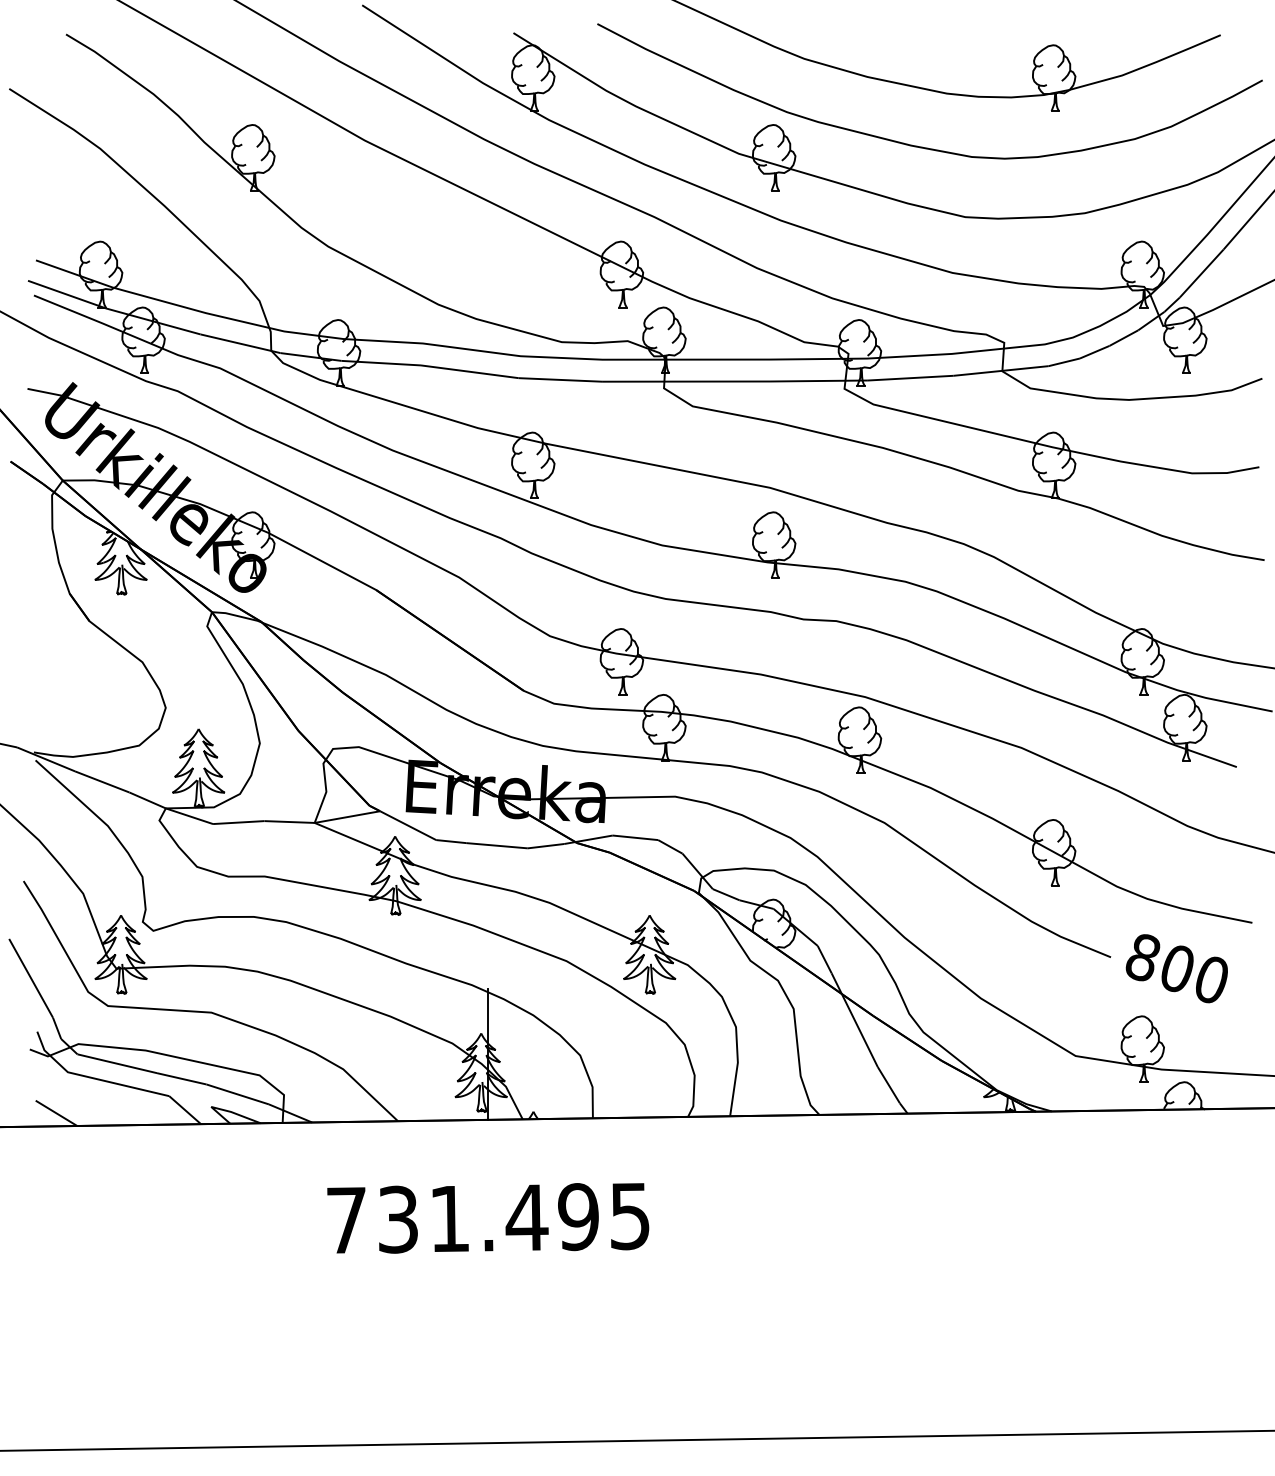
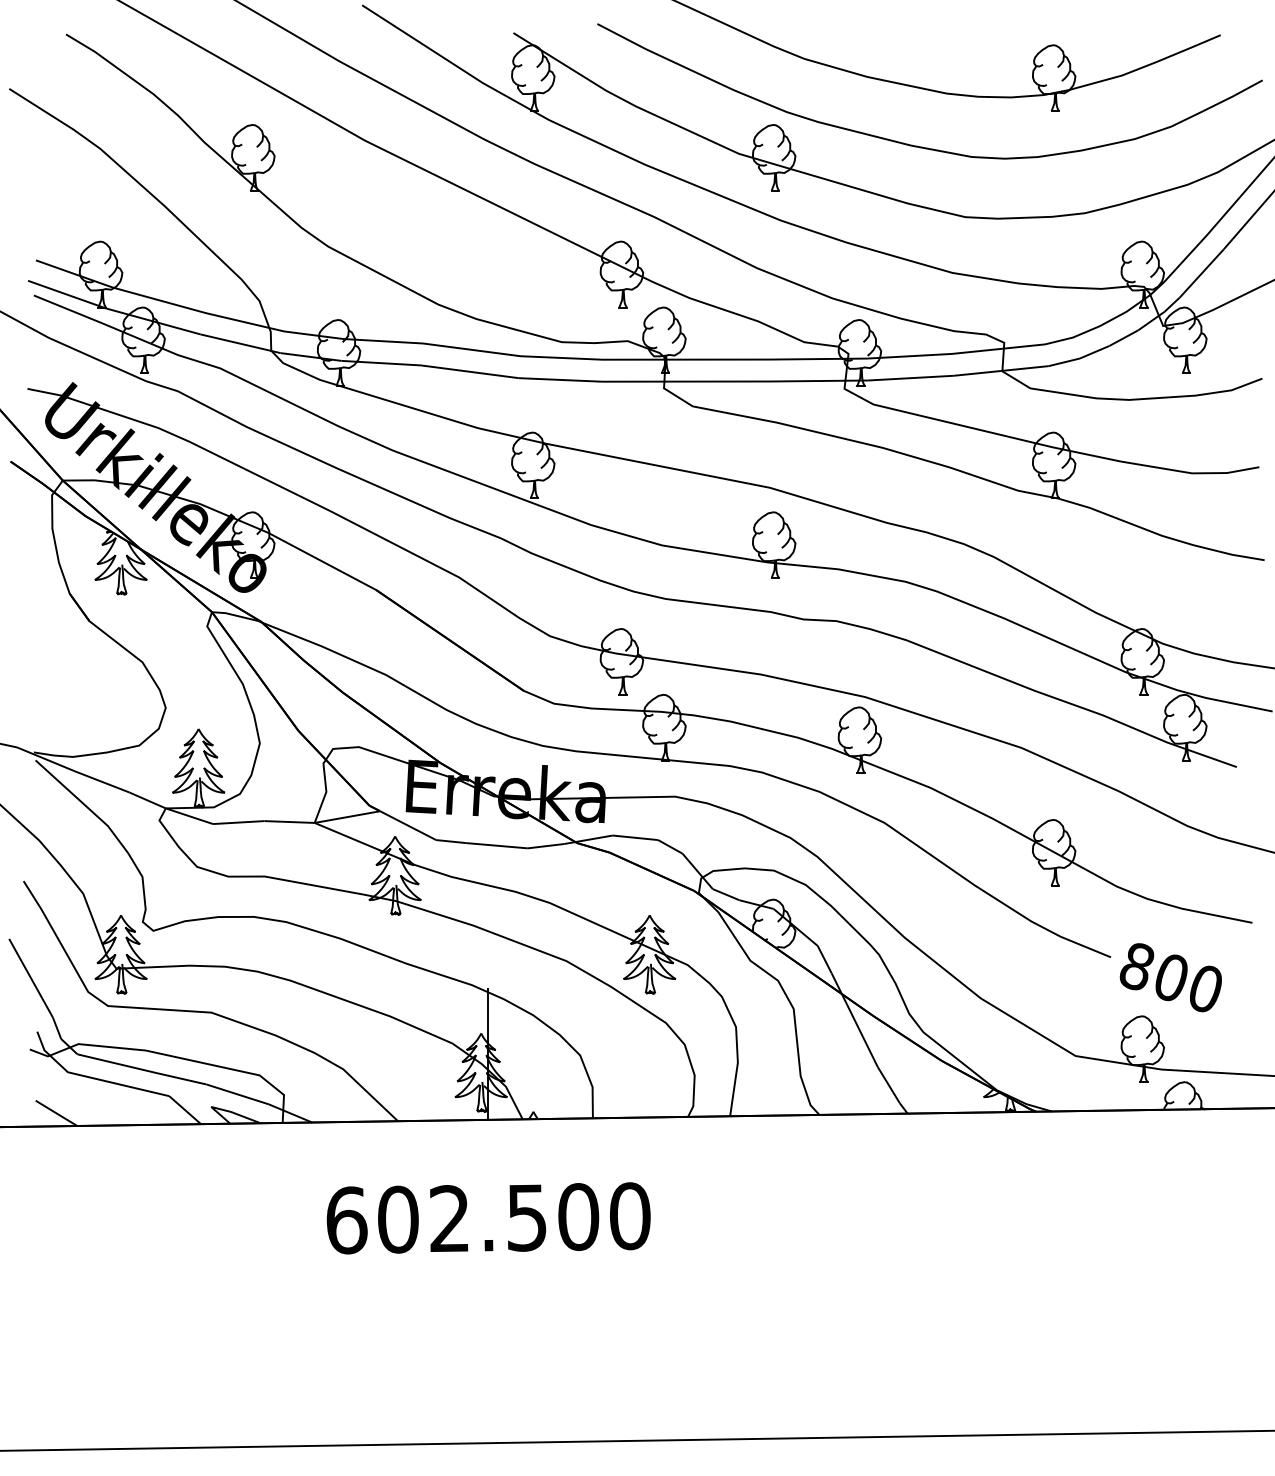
text position: (1176, 968) -> (1170, 977) (1170, 977)
text: 731.495 -> 602.500 (488, 1218)
